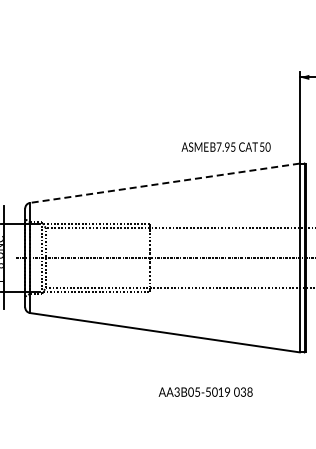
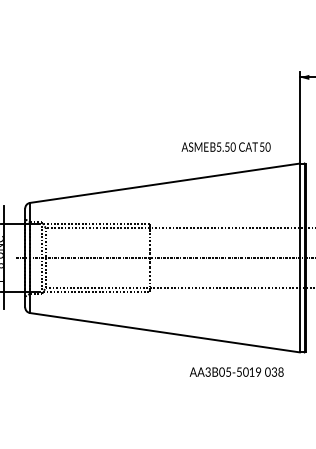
text: B7.95 -> B5.50 (225, 146)
line: dashed -> solid (164, 183)
text position: (205, 391) -> (236, 371) (236, 371)
